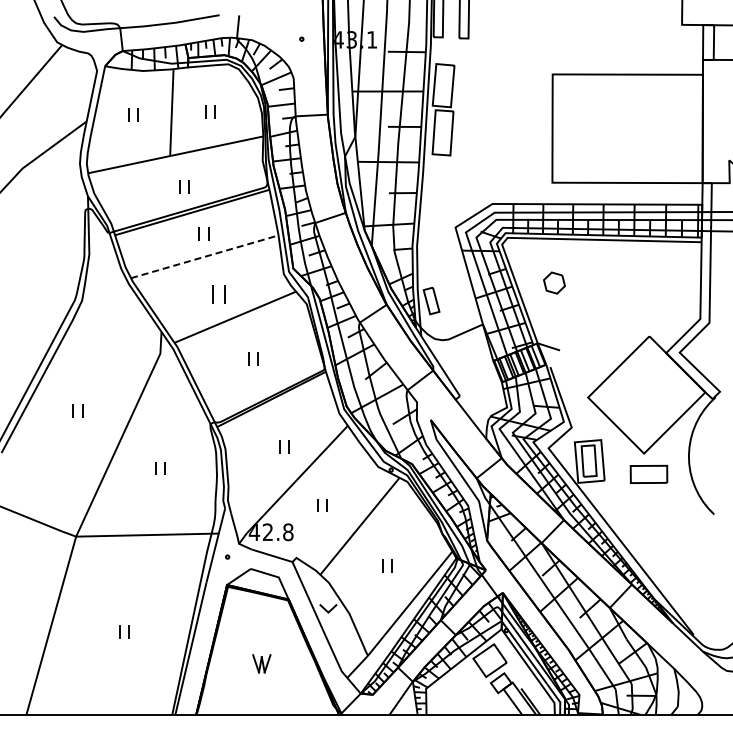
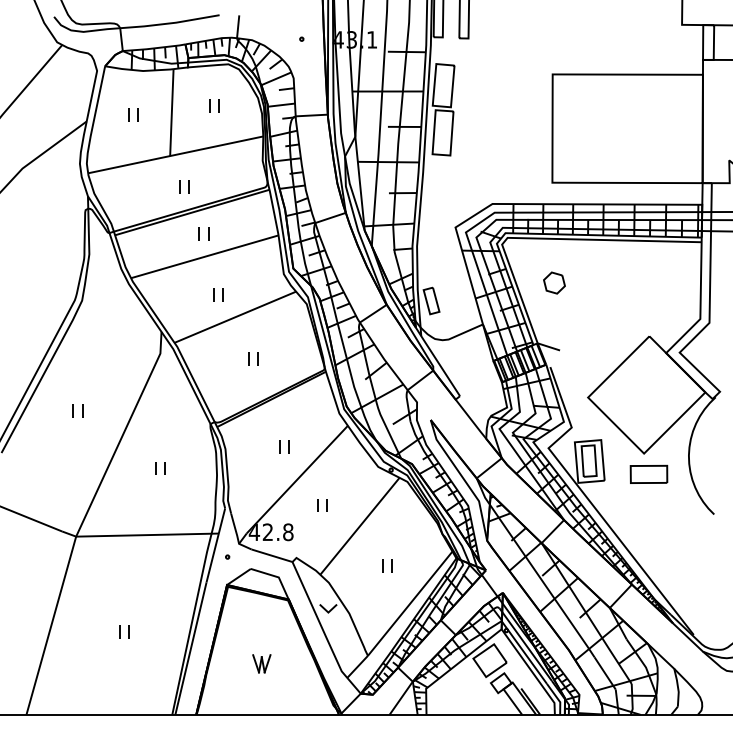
part position: (210, 111) -> (214, 105) (214, 105)
line: dashed -> solid (204, 256)
part size: 14x19 px -> 11x14 px (218, 294)
